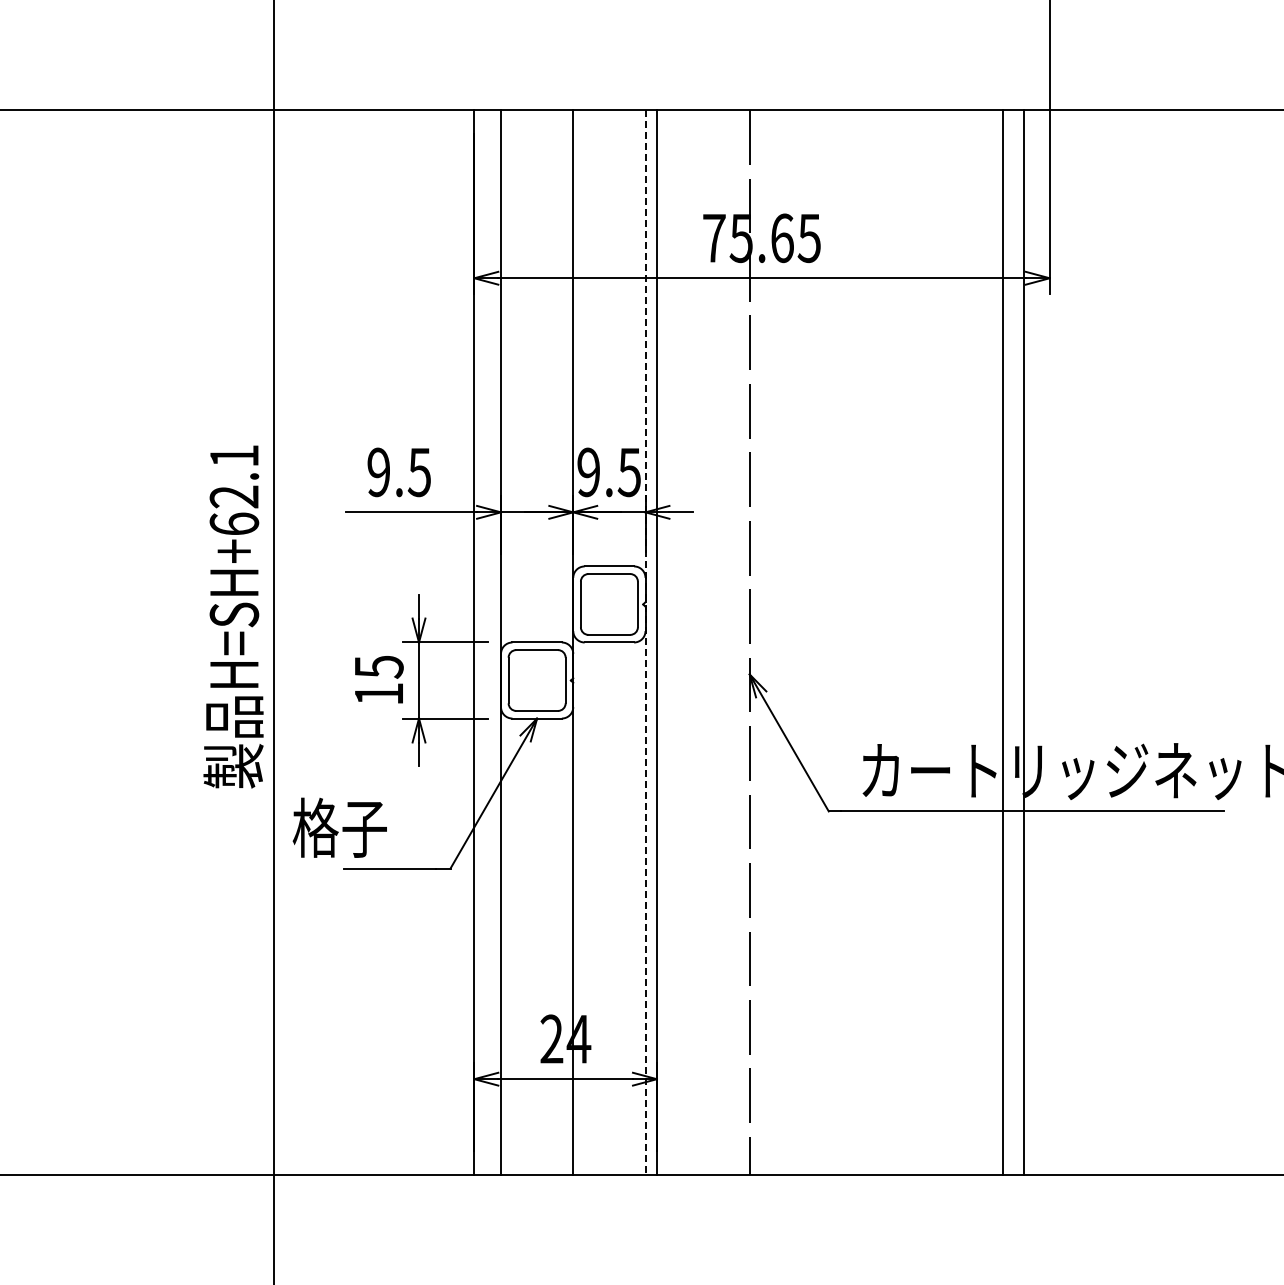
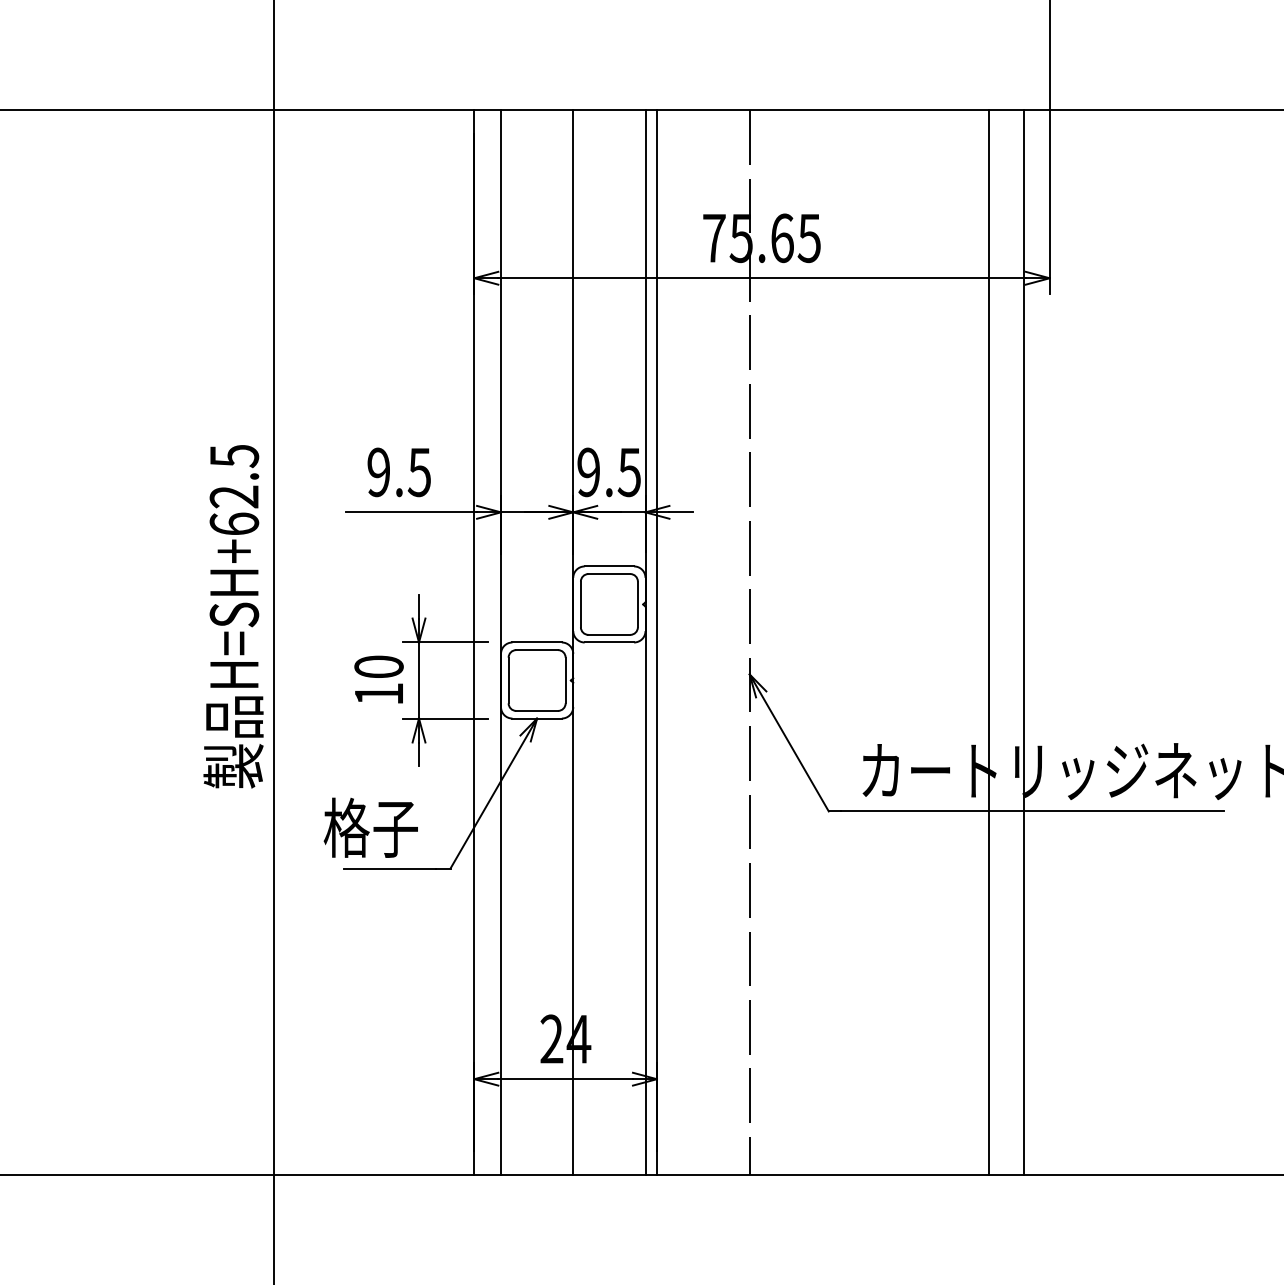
text: H=SH+62.1 -> H=SH+62.5 (234, 456)
line position: (1002, 642) -> (988, 642) (988, 642)
line: dashed -> solid (645, 643)
text: 15 -> 10 (378, 666)
text position: (339, 827) -> (370, 827) (370, 827)
